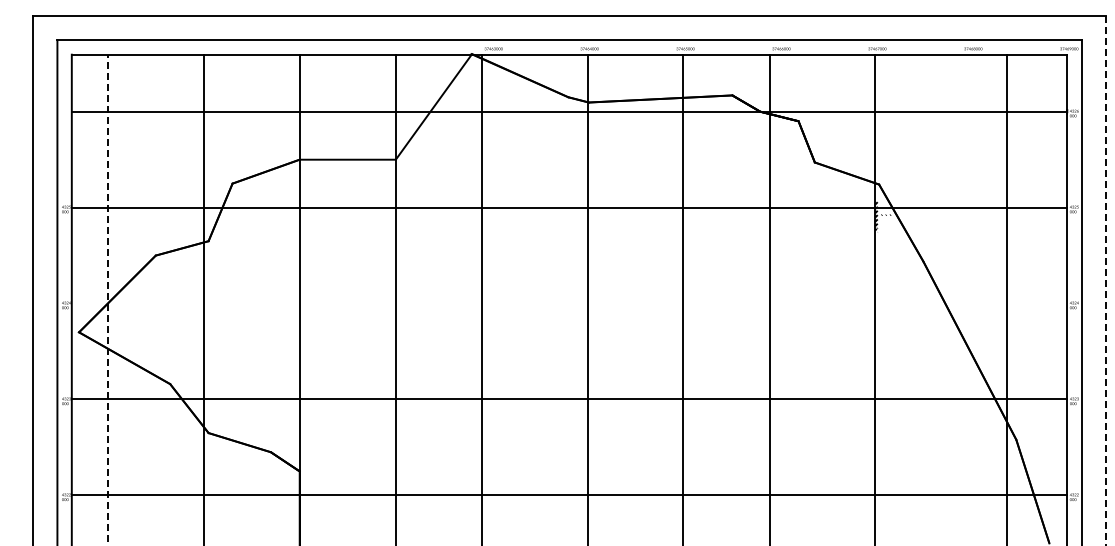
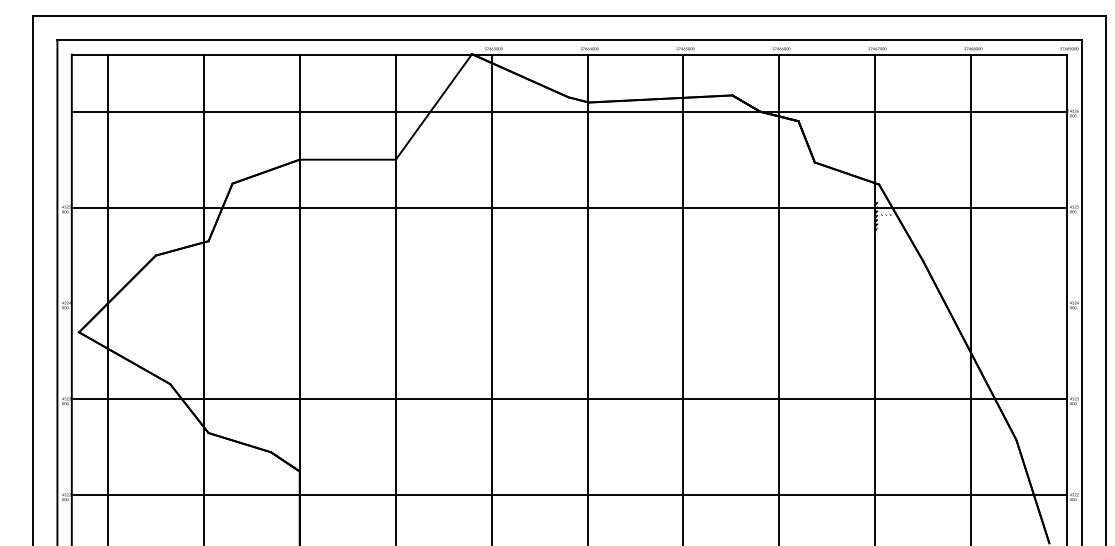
line: dashed -> solid (1105, 281)
line position: (481, 298) -> (491, 298) (491, 298)
line position: (770, 298) -> (779, 298) (779, 298)
line position: (1007, 298) -> (971, 298) (971, 298)
line: dashed -> solid (107, 299)
